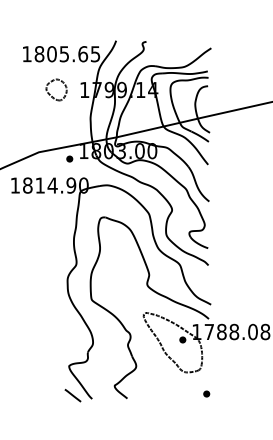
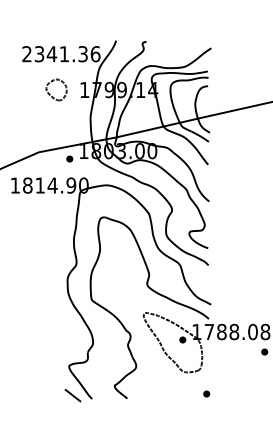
text: 1805.65 -> 2341.36 (61, 54)
part: none -> present (264, 351)
